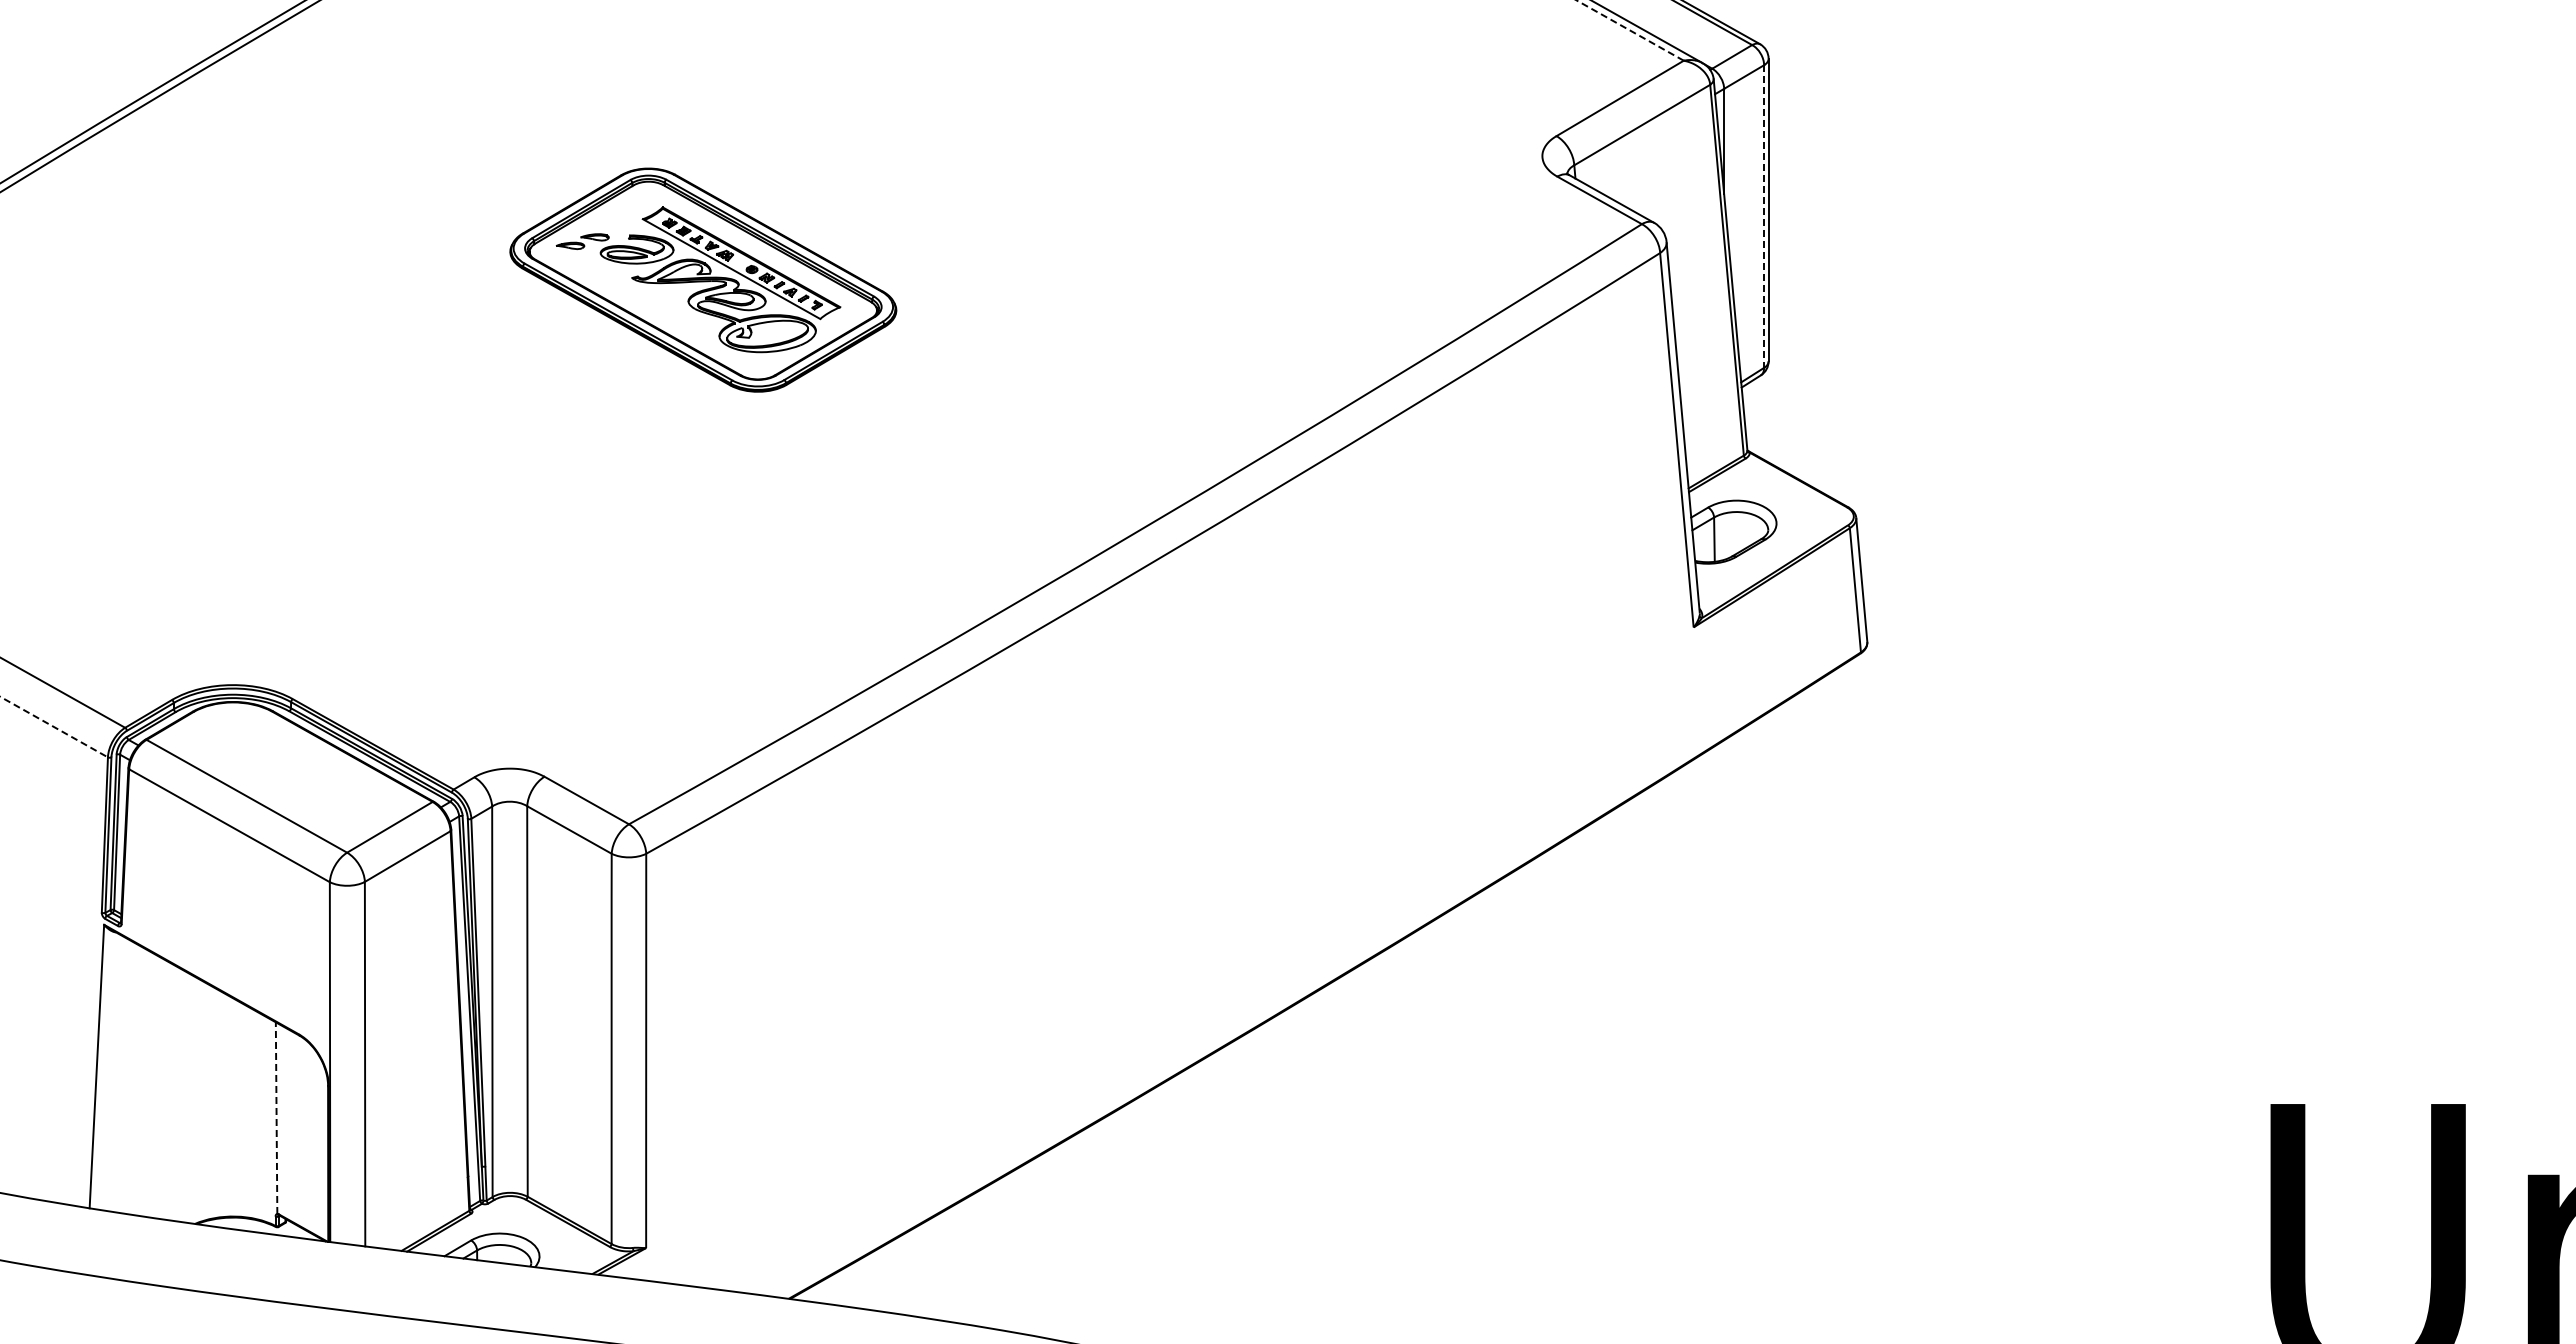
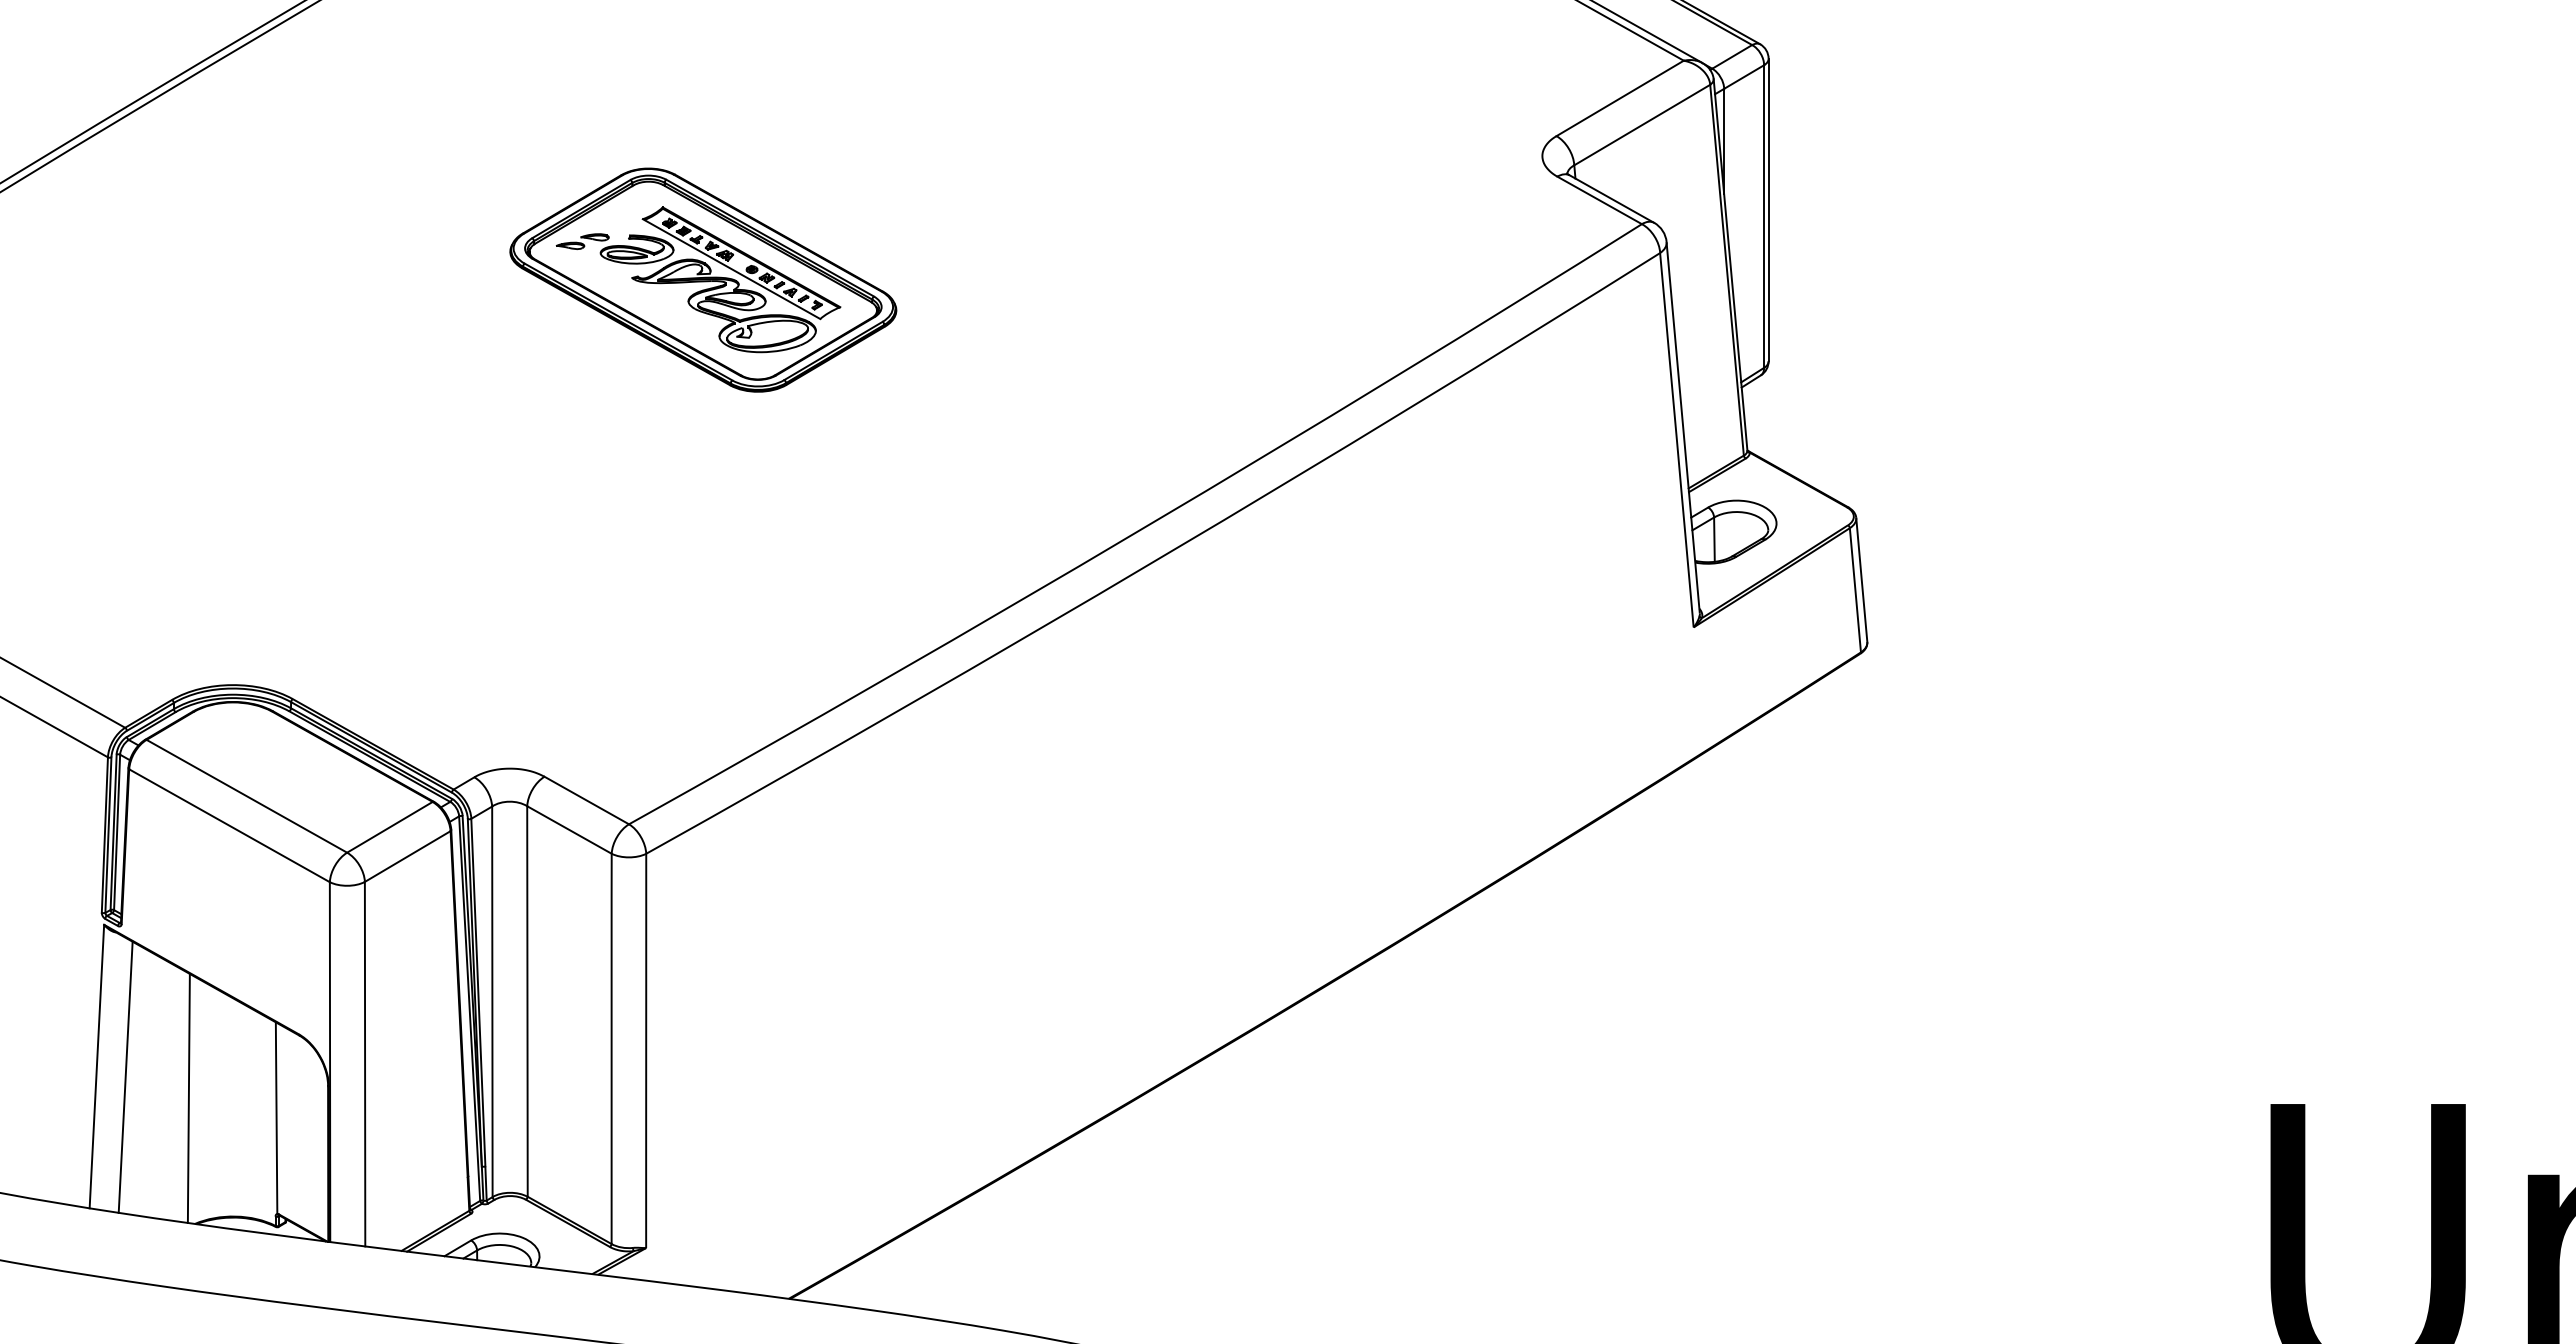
line: dashed -> solid (1629, 30)
line: dashed -> solid (1764, 217)
line: dashed -> solid (54, 727)
line: none -> present (125, 1076)
line: none -> present (188, 1098)
line: dashed -> solid (276, 1118)
